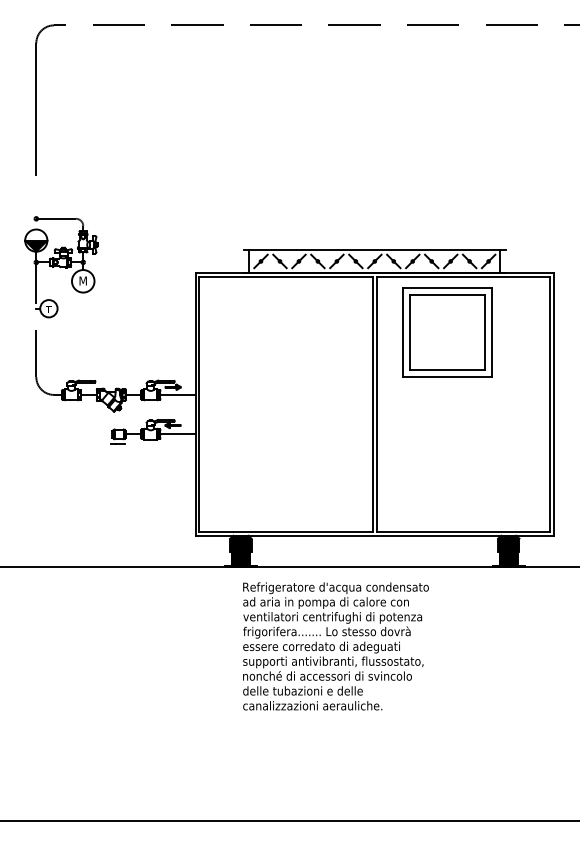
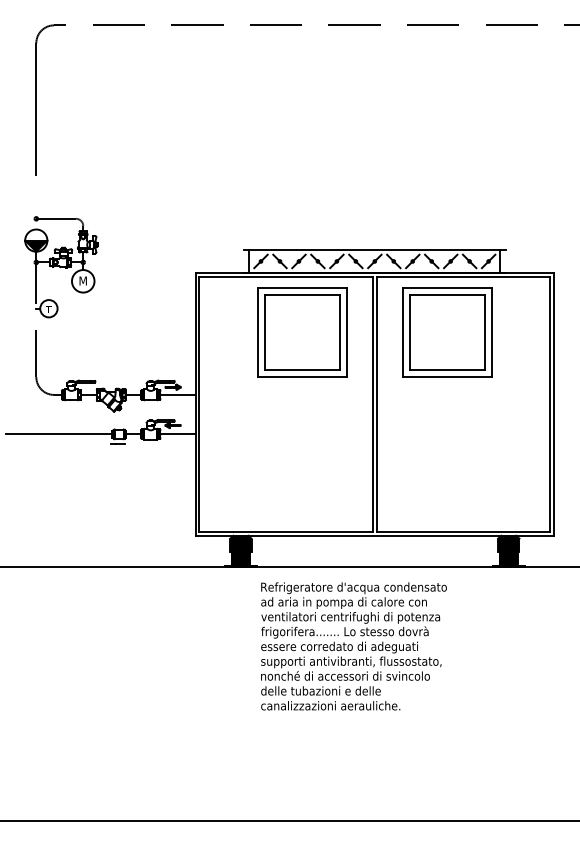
part: none -> present (302, 332)
line: none -> present (58, 434)
text position: (335, 646) -> (353, 646) (353, 646)
